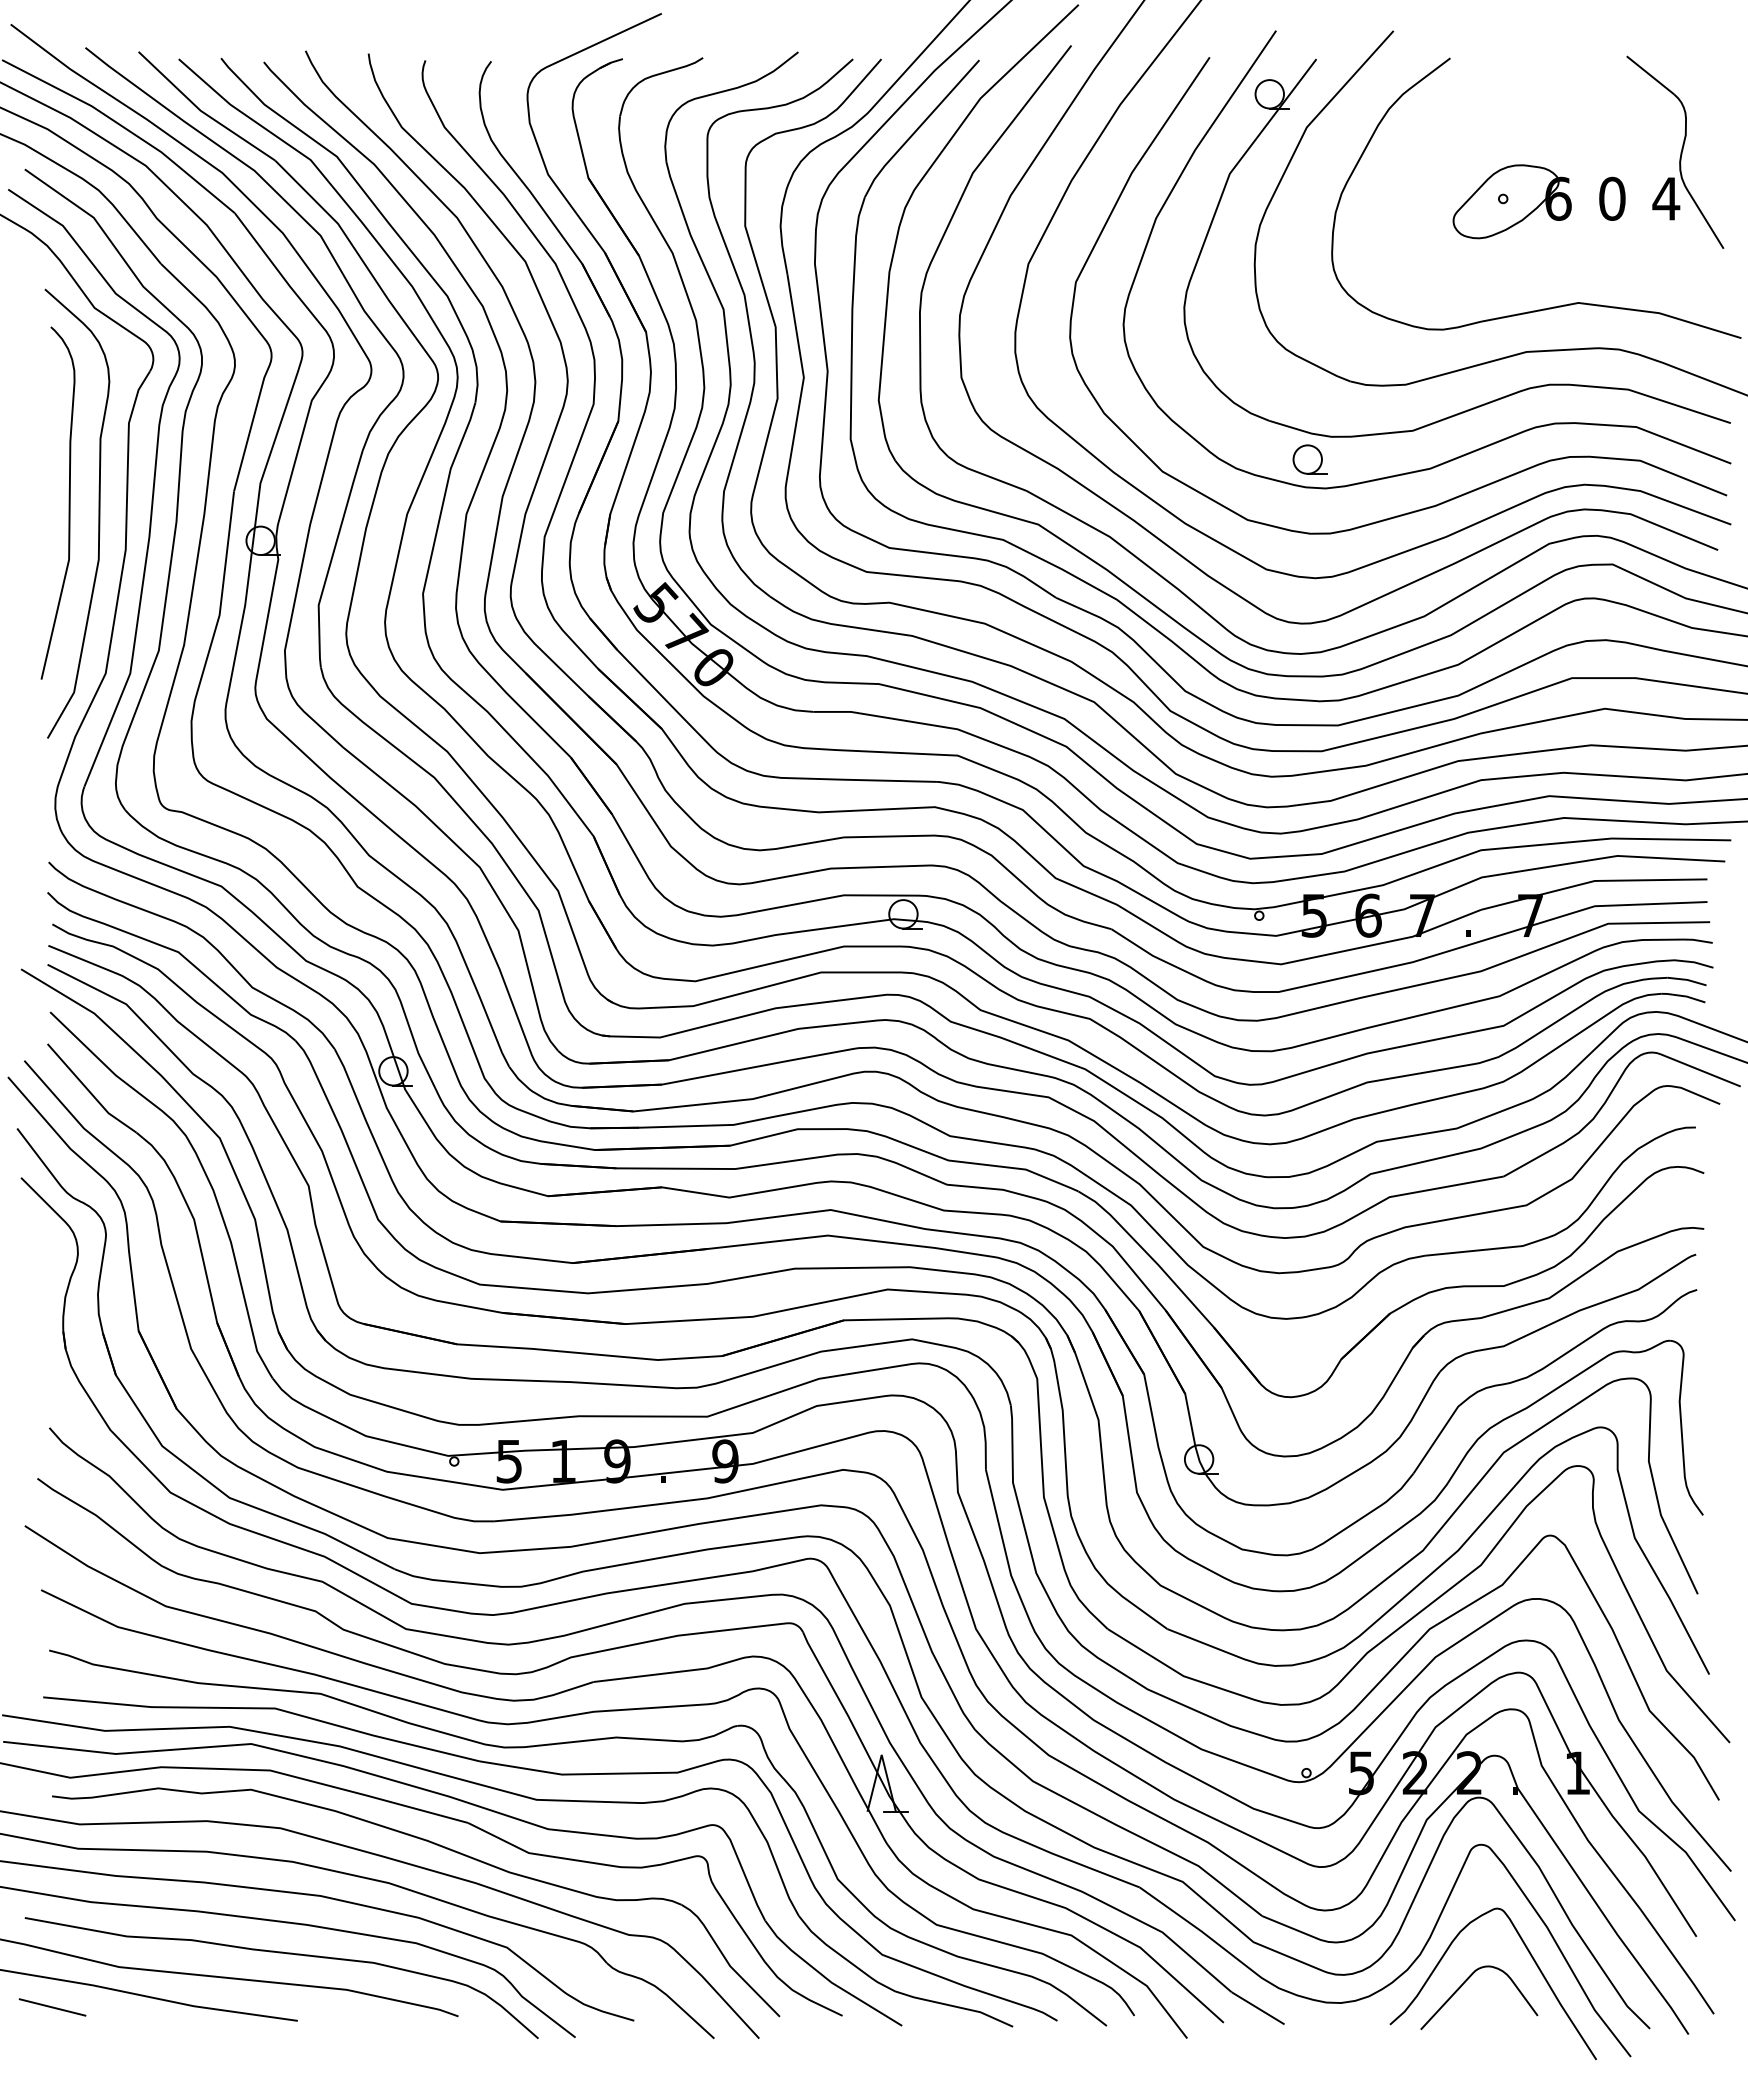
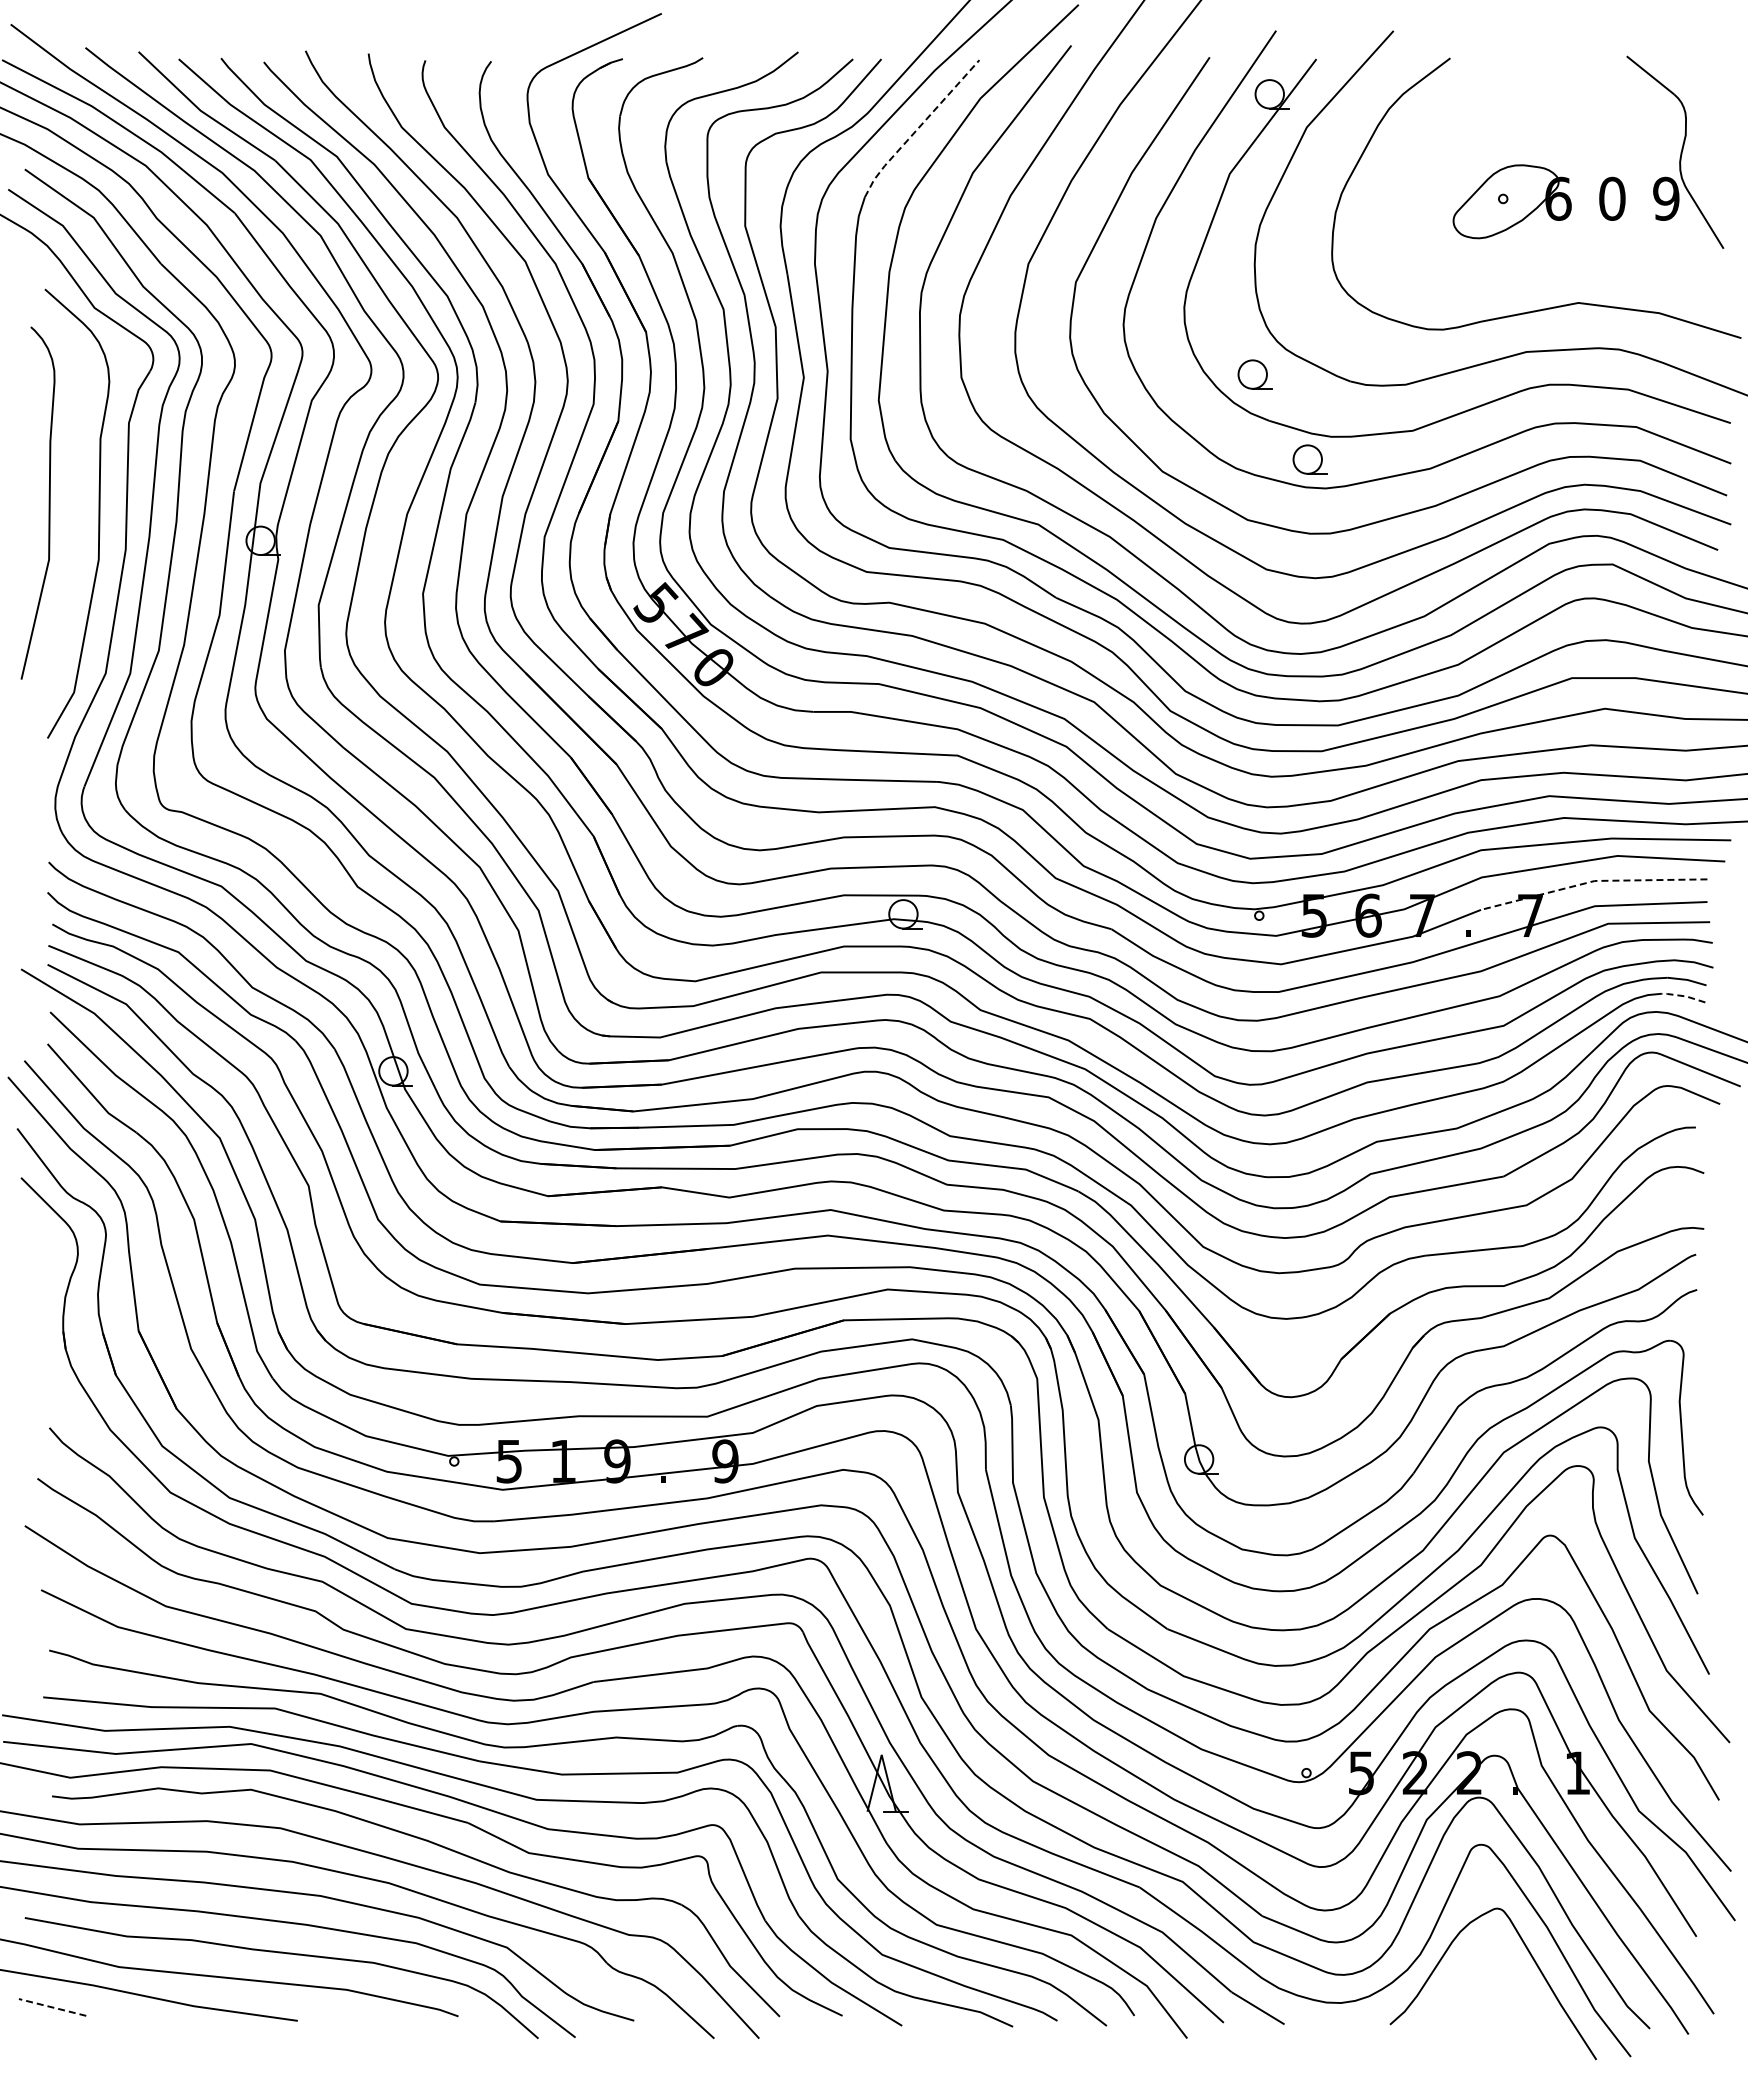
line: solid -> dashed (918, 127)
text: 4 -> 9 (1666, 198)
part: none -> present (1254, 374)
curve position: (68, 502) -> (48, 502) (48, 502)
line: solid -> dashed (1592, 881)
line: solid -> dashed (1682, 996)
curve: present -> none (1462, 1986)
line: solid -> dashed (52, 2007)
